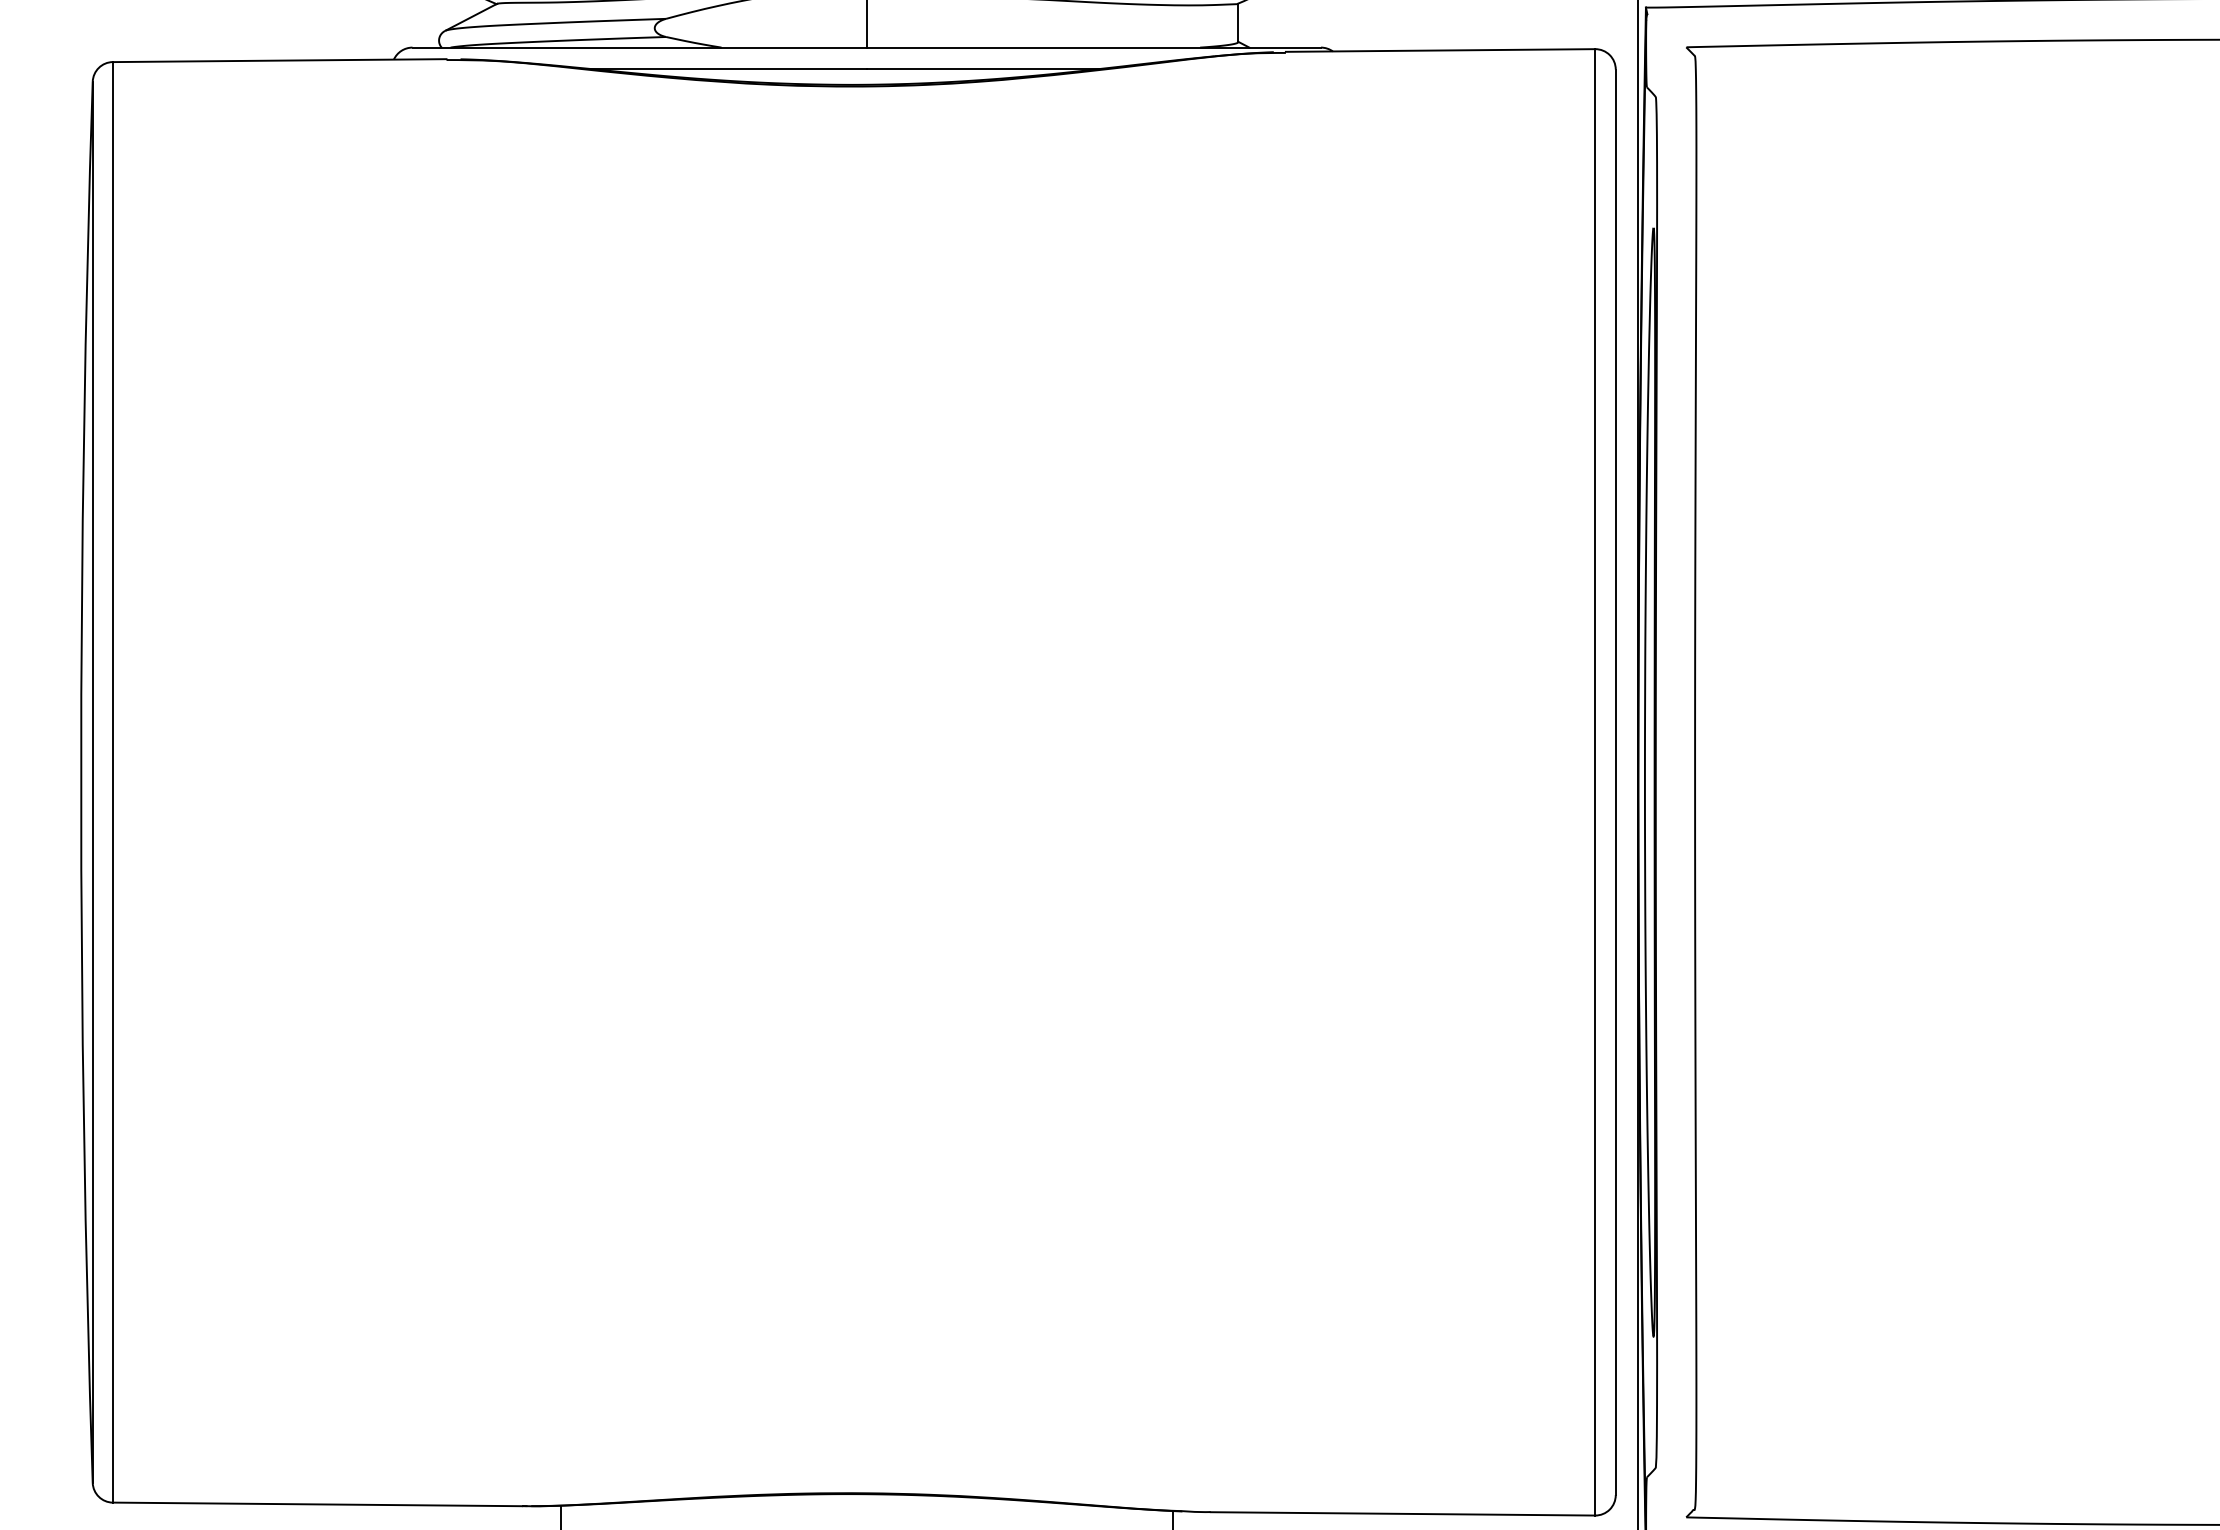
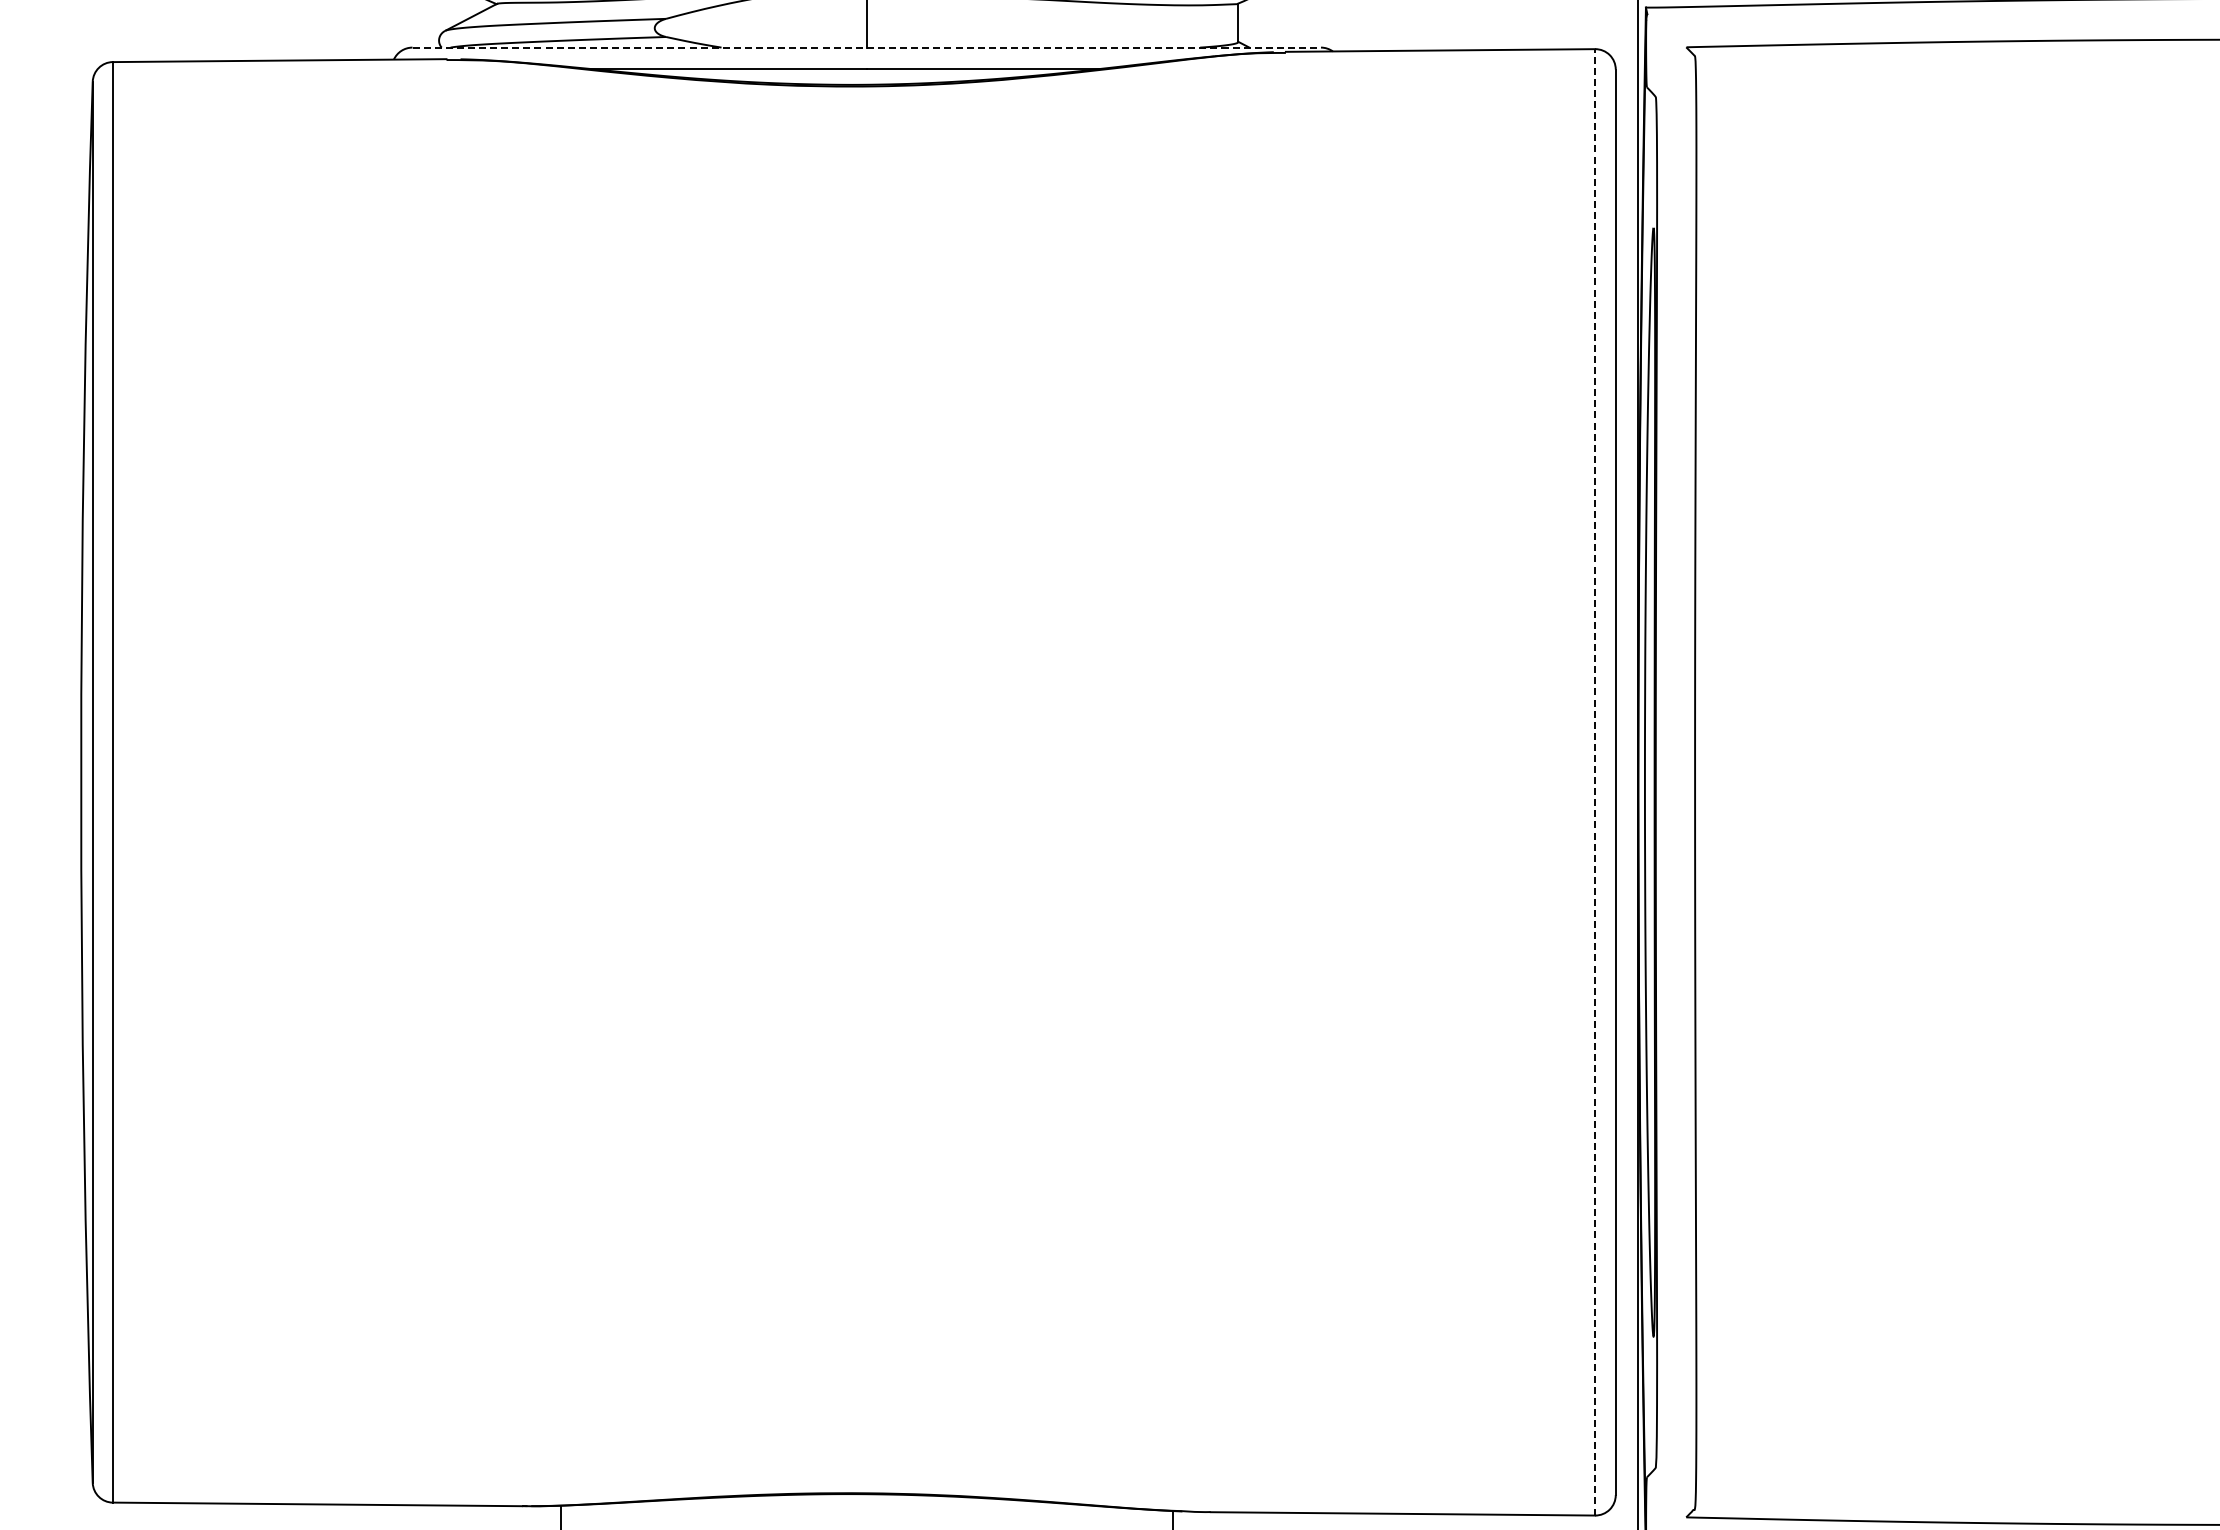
line: solid -> dashed (867, 47)
line: solid -> dashed (1595, 781)
